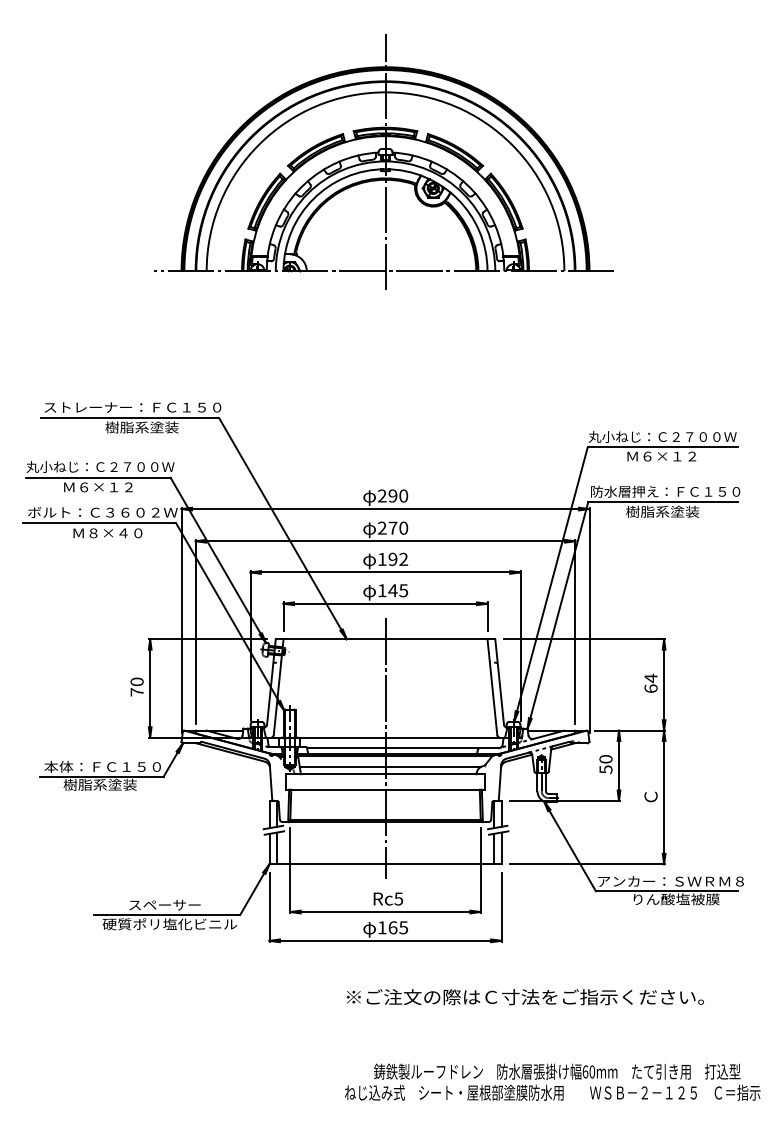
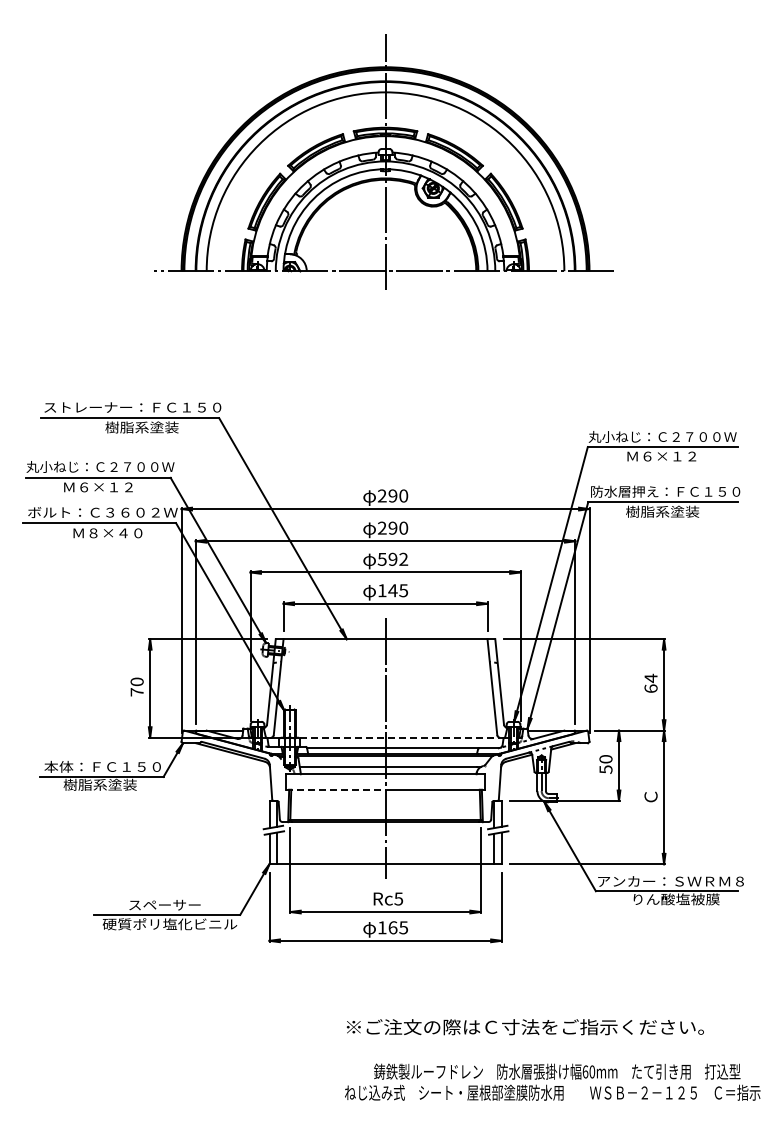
text: 270 -> 290 (392, 527)
text: 192 -> 592 (381, 559)
line: solid -> dashed (401, 737)
line: solid -> dashed (335, 789)
text position: (524, 997) -> (524, 1027) (524, 1027)
